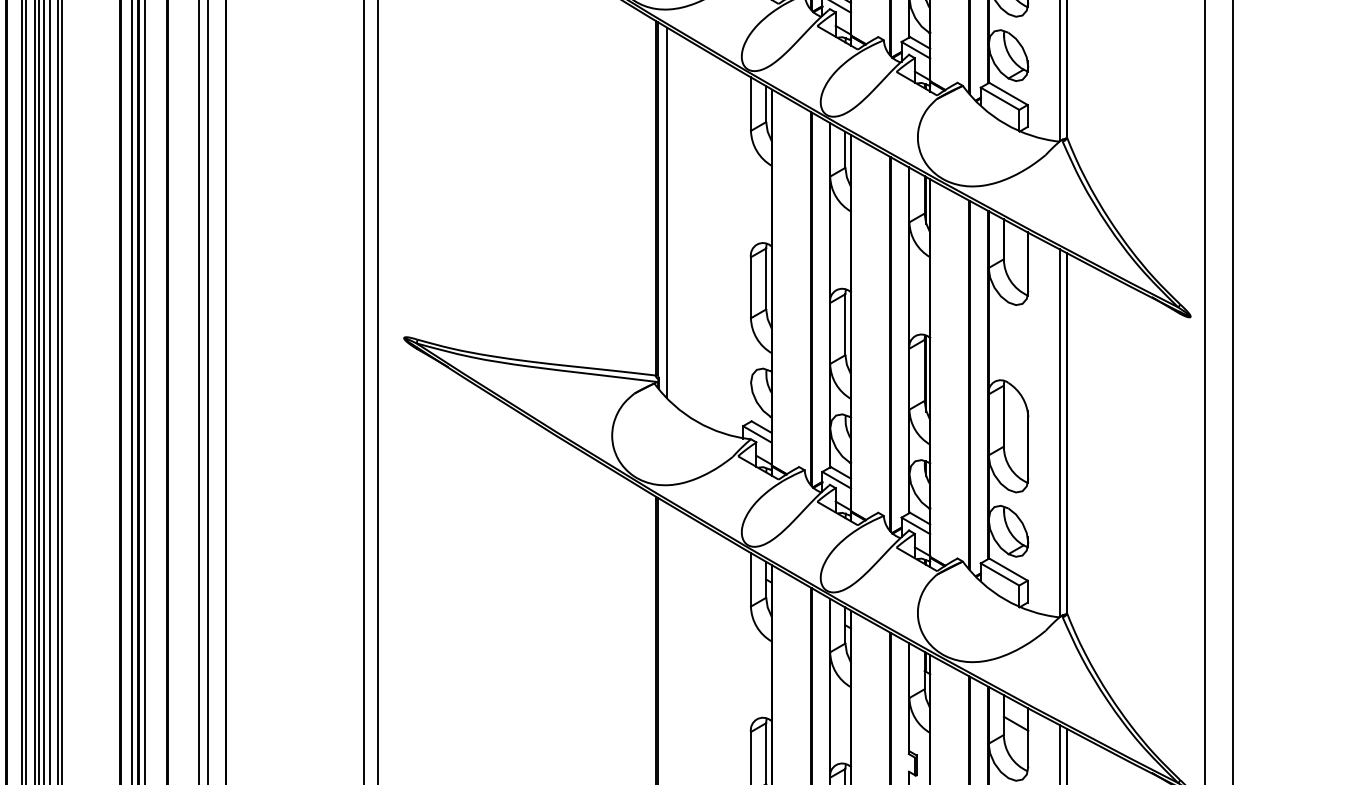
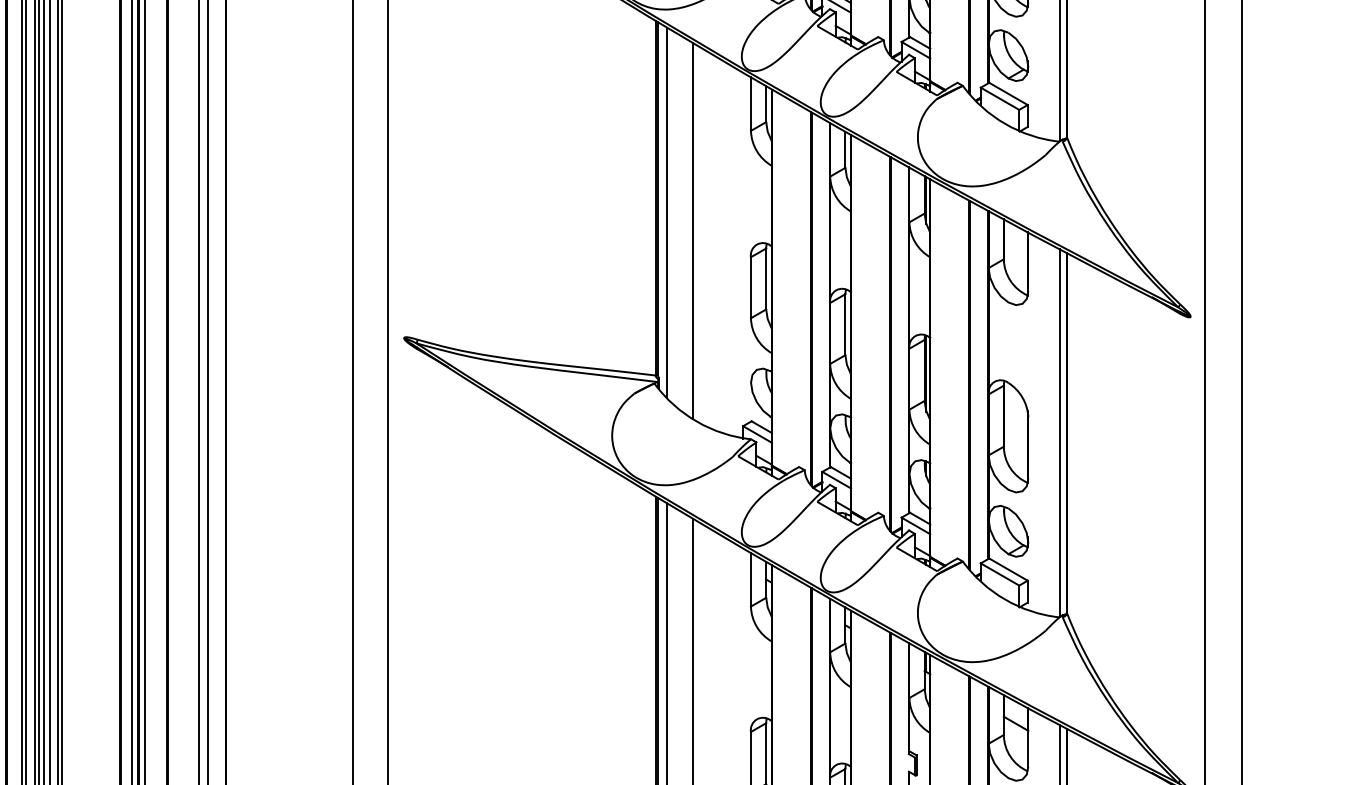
line: none -> present (693, 230)
line position: (363, 391) -> (352, 391) (352, 391)
line position: (377, 391) -> (387, 391) (387, 391)
line position: (1233, 391) -> (1242, 391) (1242, 391)
line: none -> present (666, 642)
line: none -> present (693, 650)
